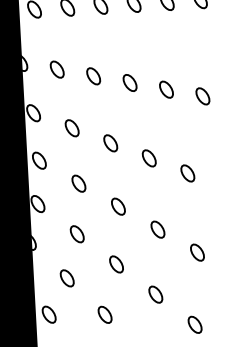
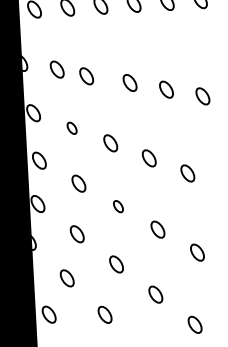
part position: (93, 76) -> (86, 76) (86, 76)
part size: 16x19 px -> 12x14 px (71, 127)
part size: 15x19 px -> 11x14 px (118, 206)
